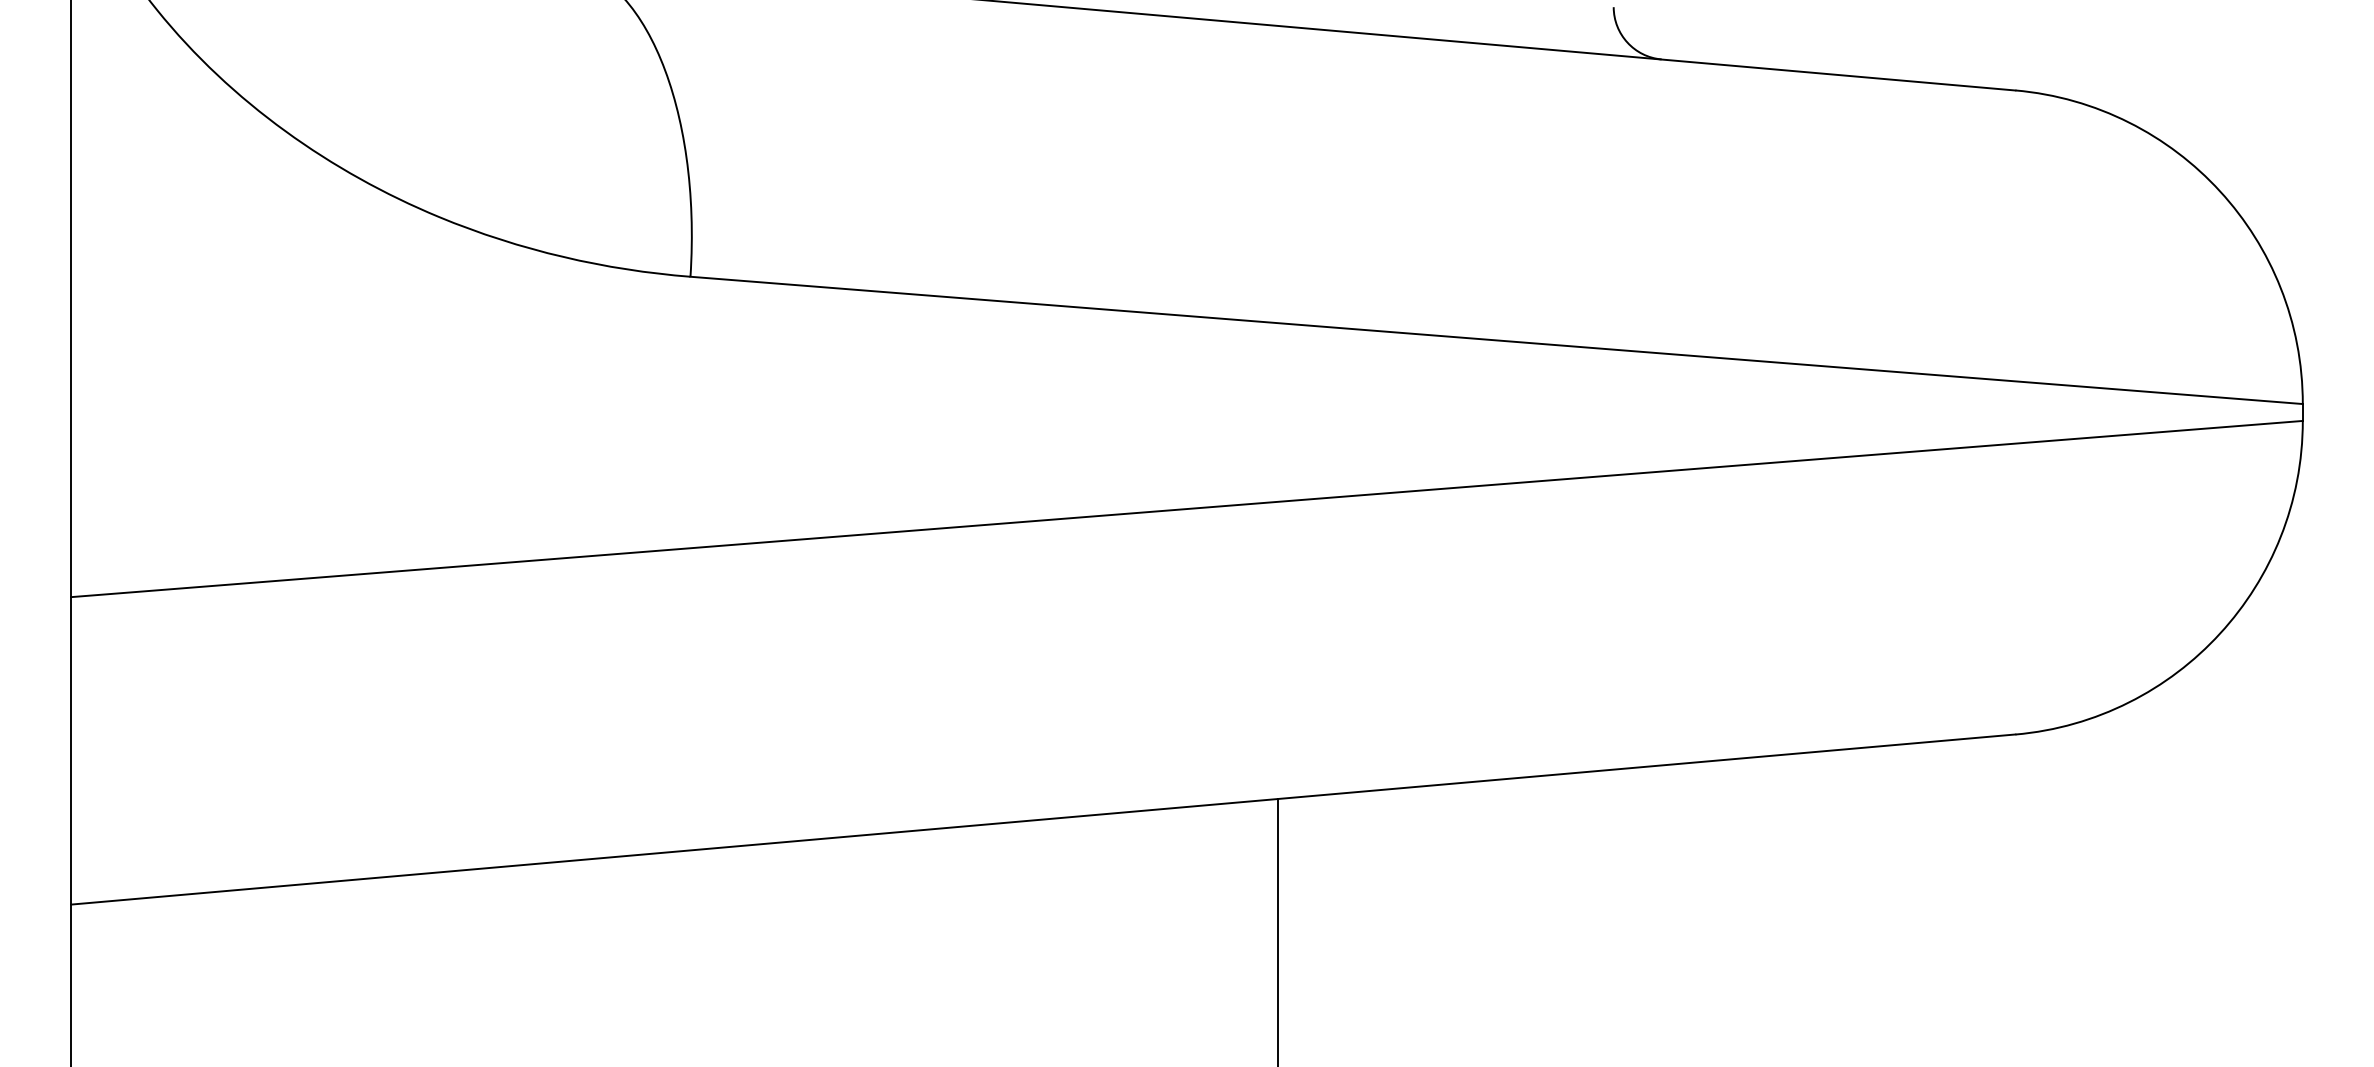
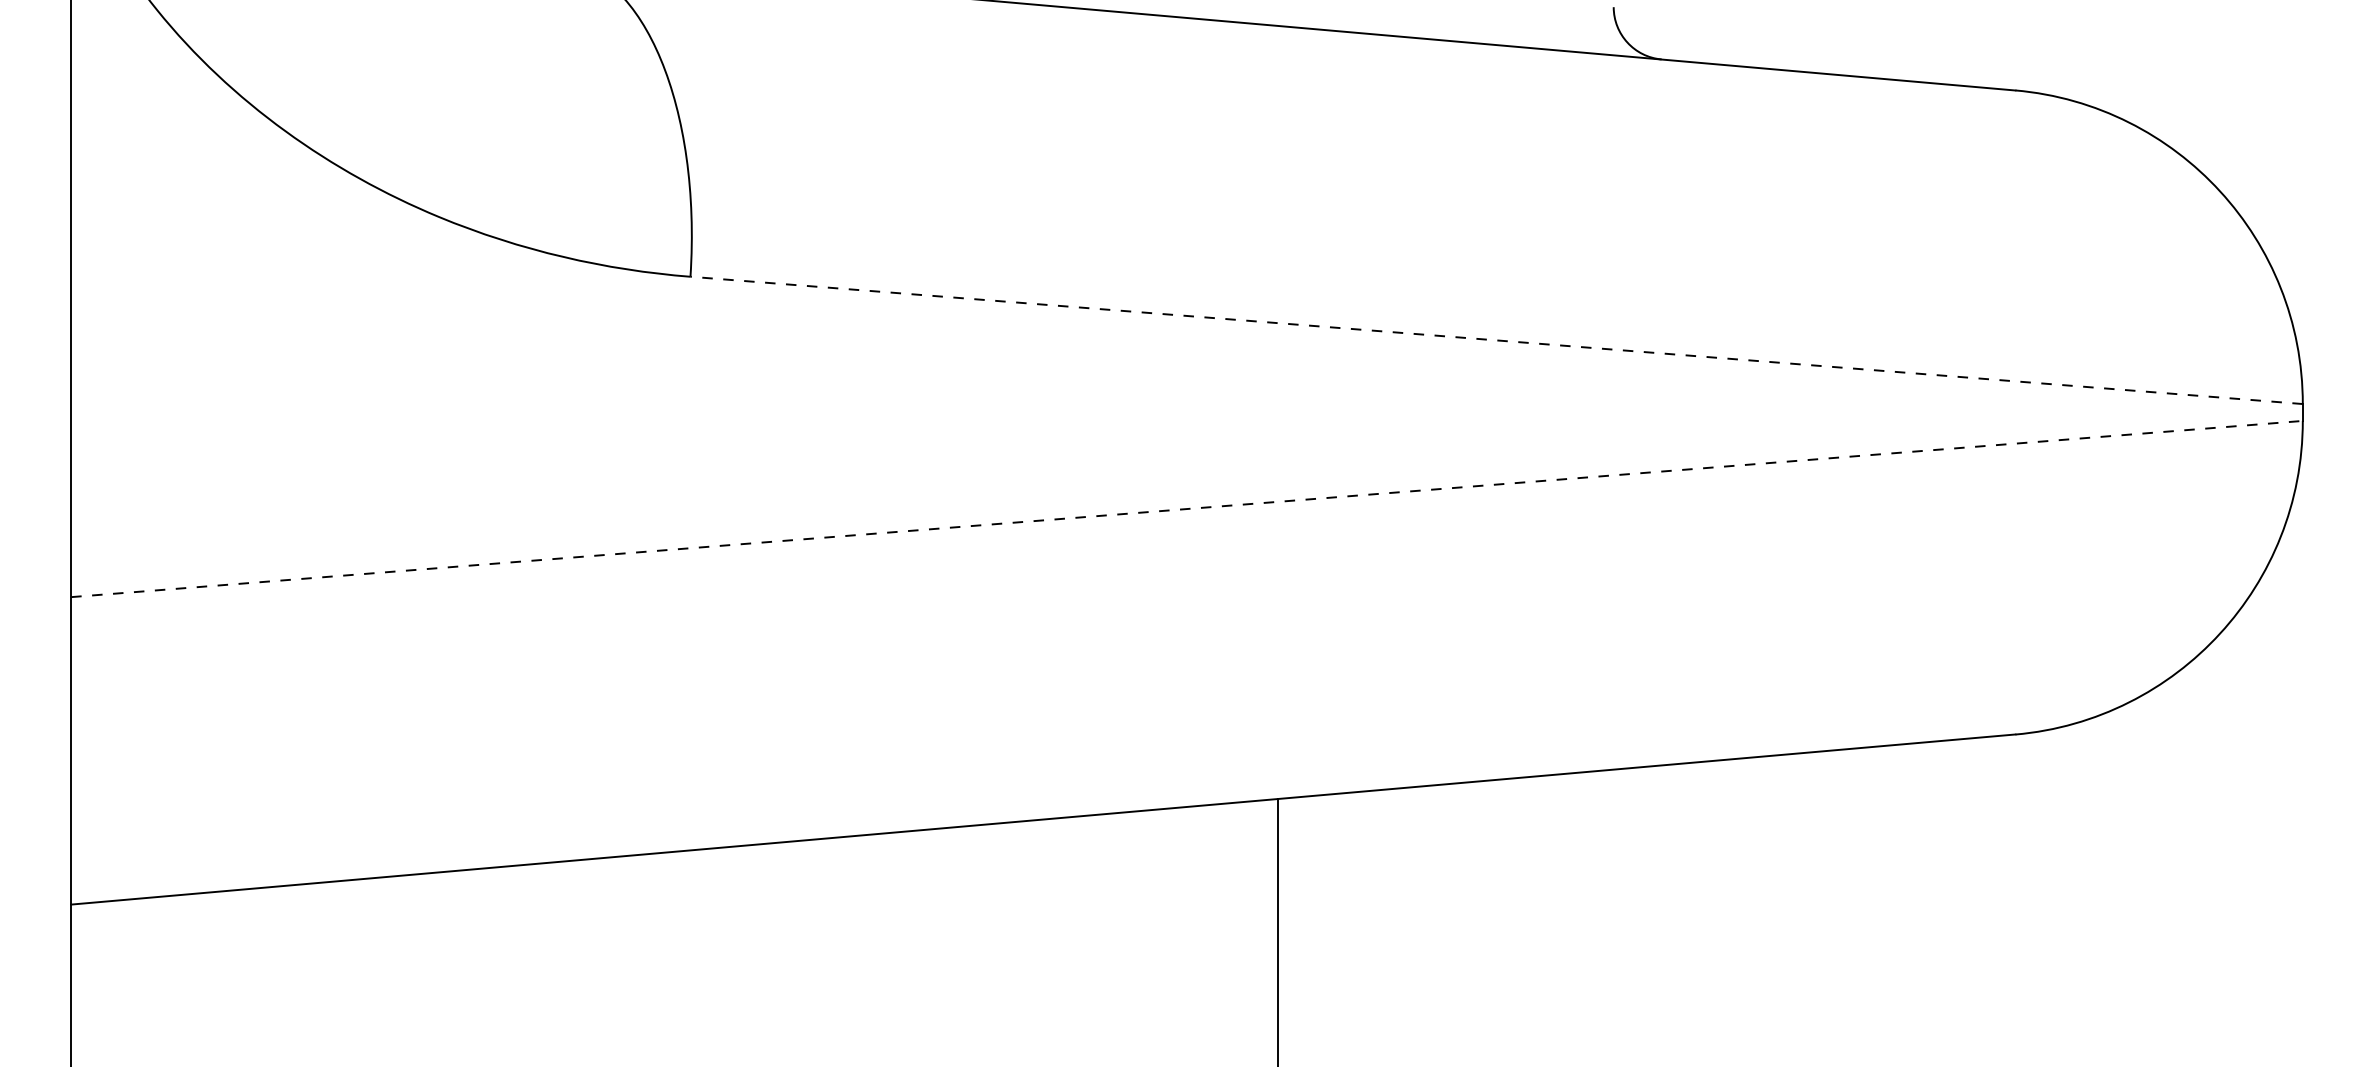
line: solid -> dashed (1496, 340)
line: solid -> dashed (1187, 509)
